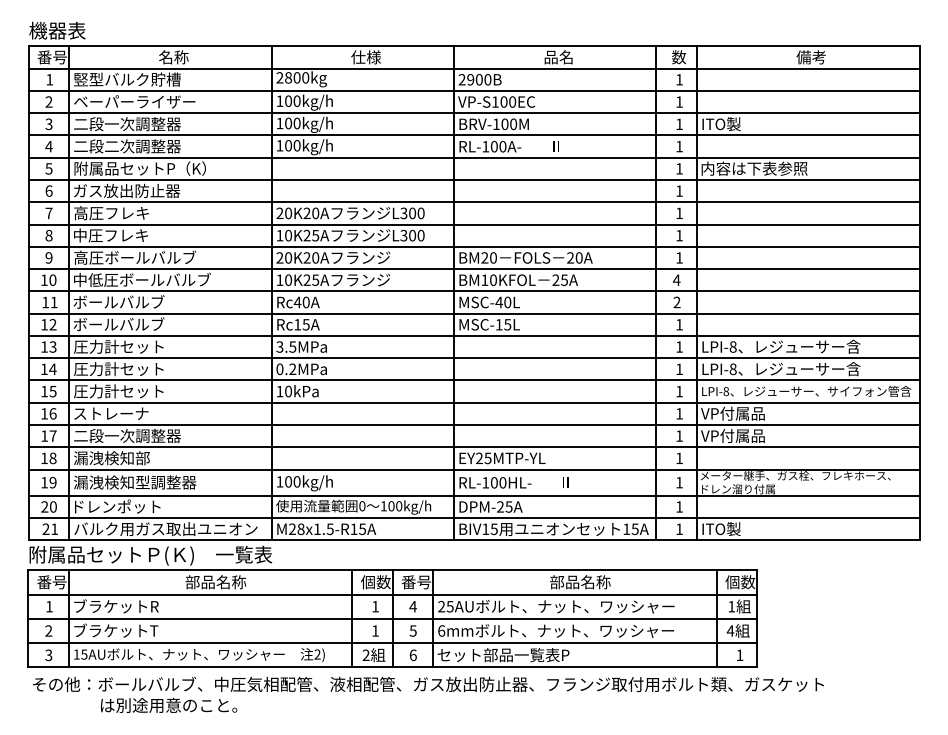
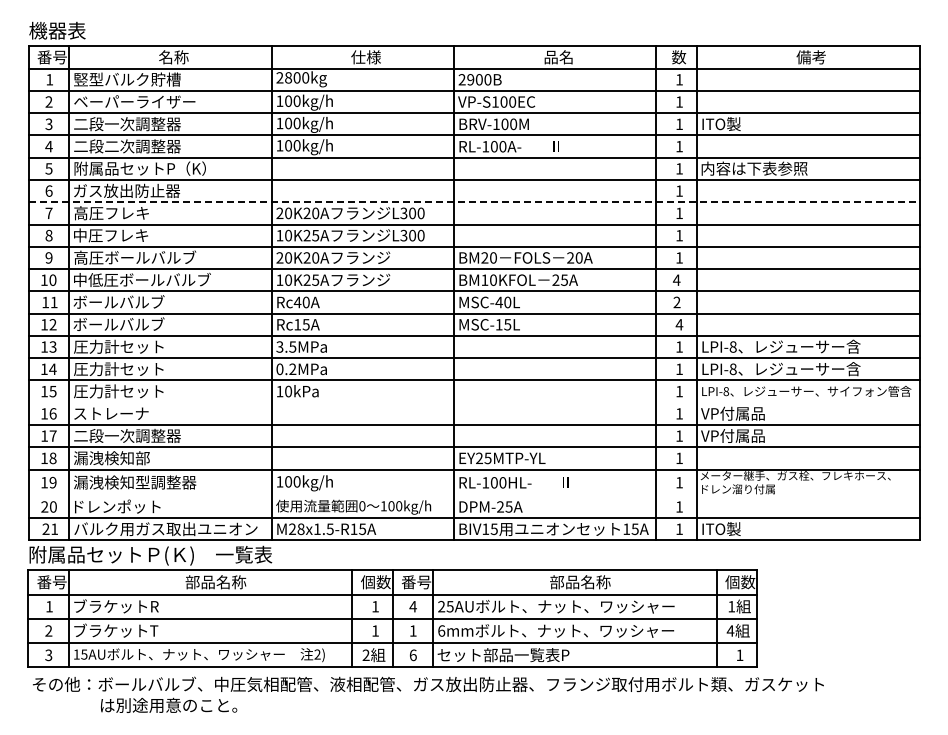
line: solid -> dashed (474, 202)
text: 1 -> 4 (679, 324)
line: present -> none (473, 402)
line: present -> none (473, 495)
text: 5 -> 1 (412, 630)
